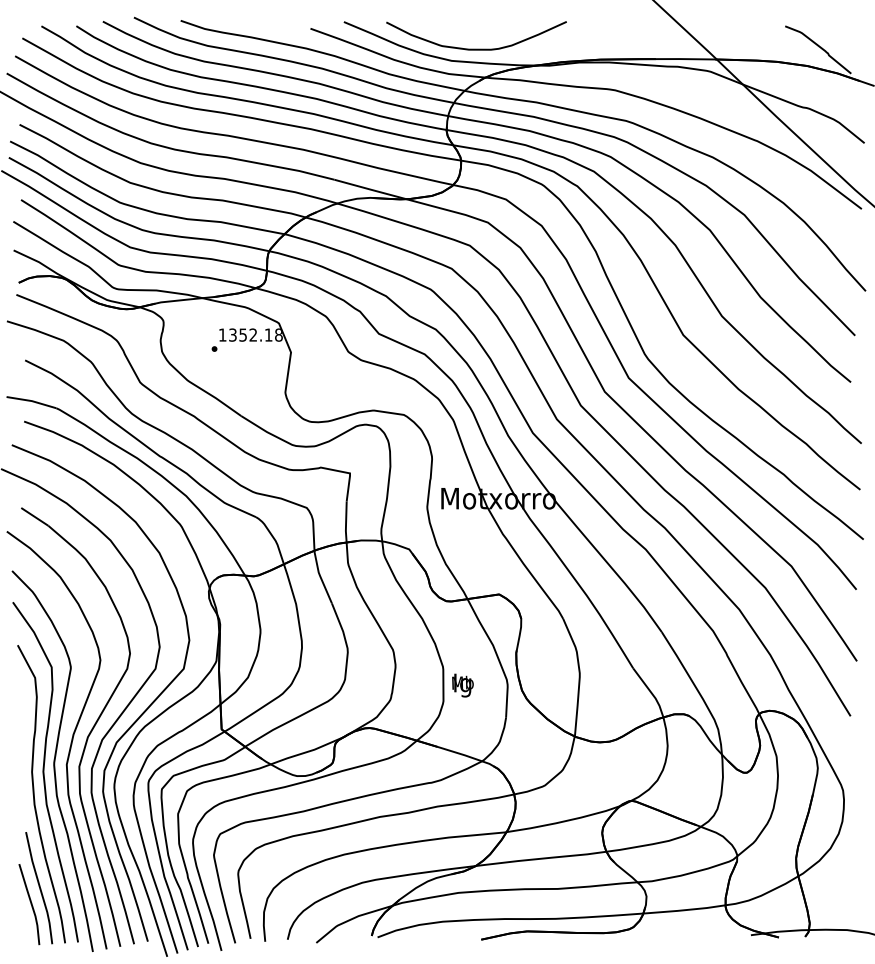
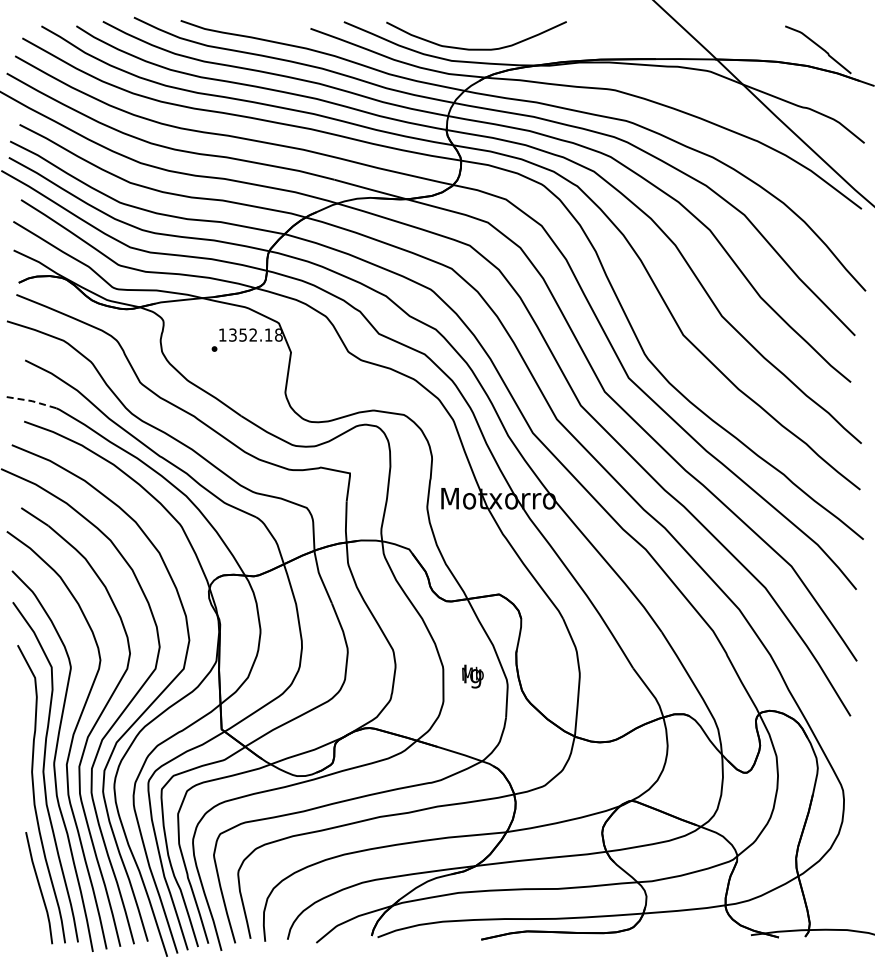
line: solid -> dashed (32, 401)
text position: (462, 685) -> (472, 676) (472, 676)
line: present -> none (30, 904)
